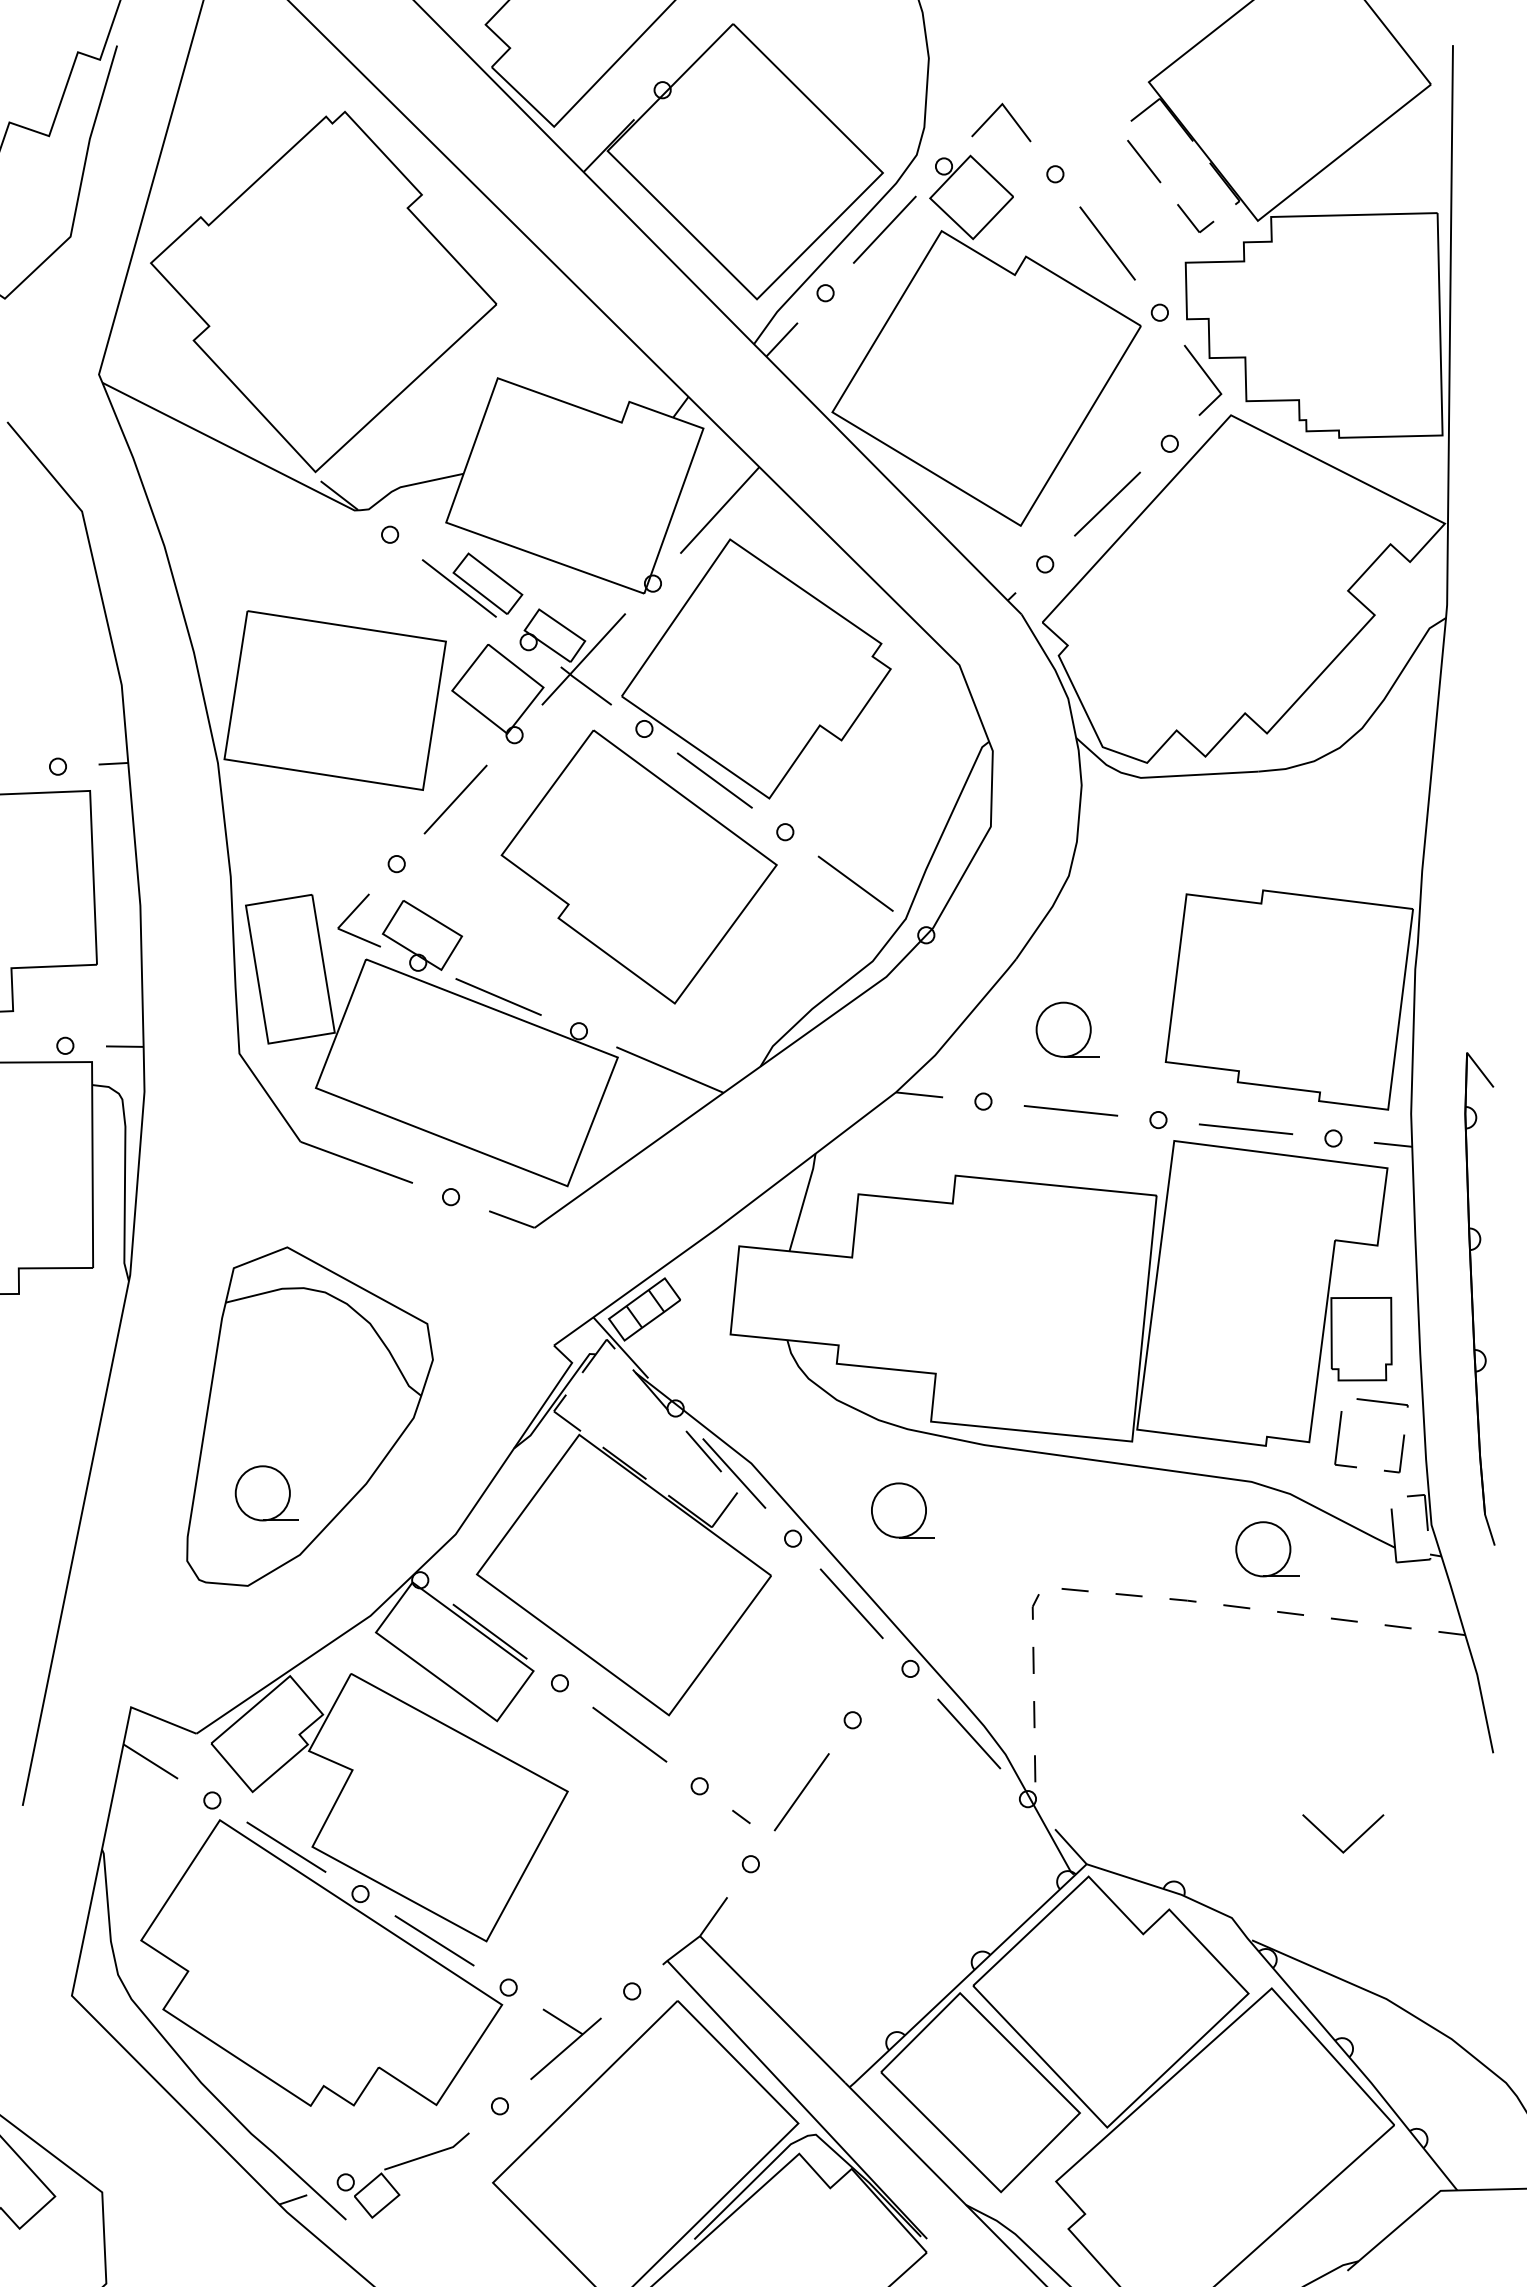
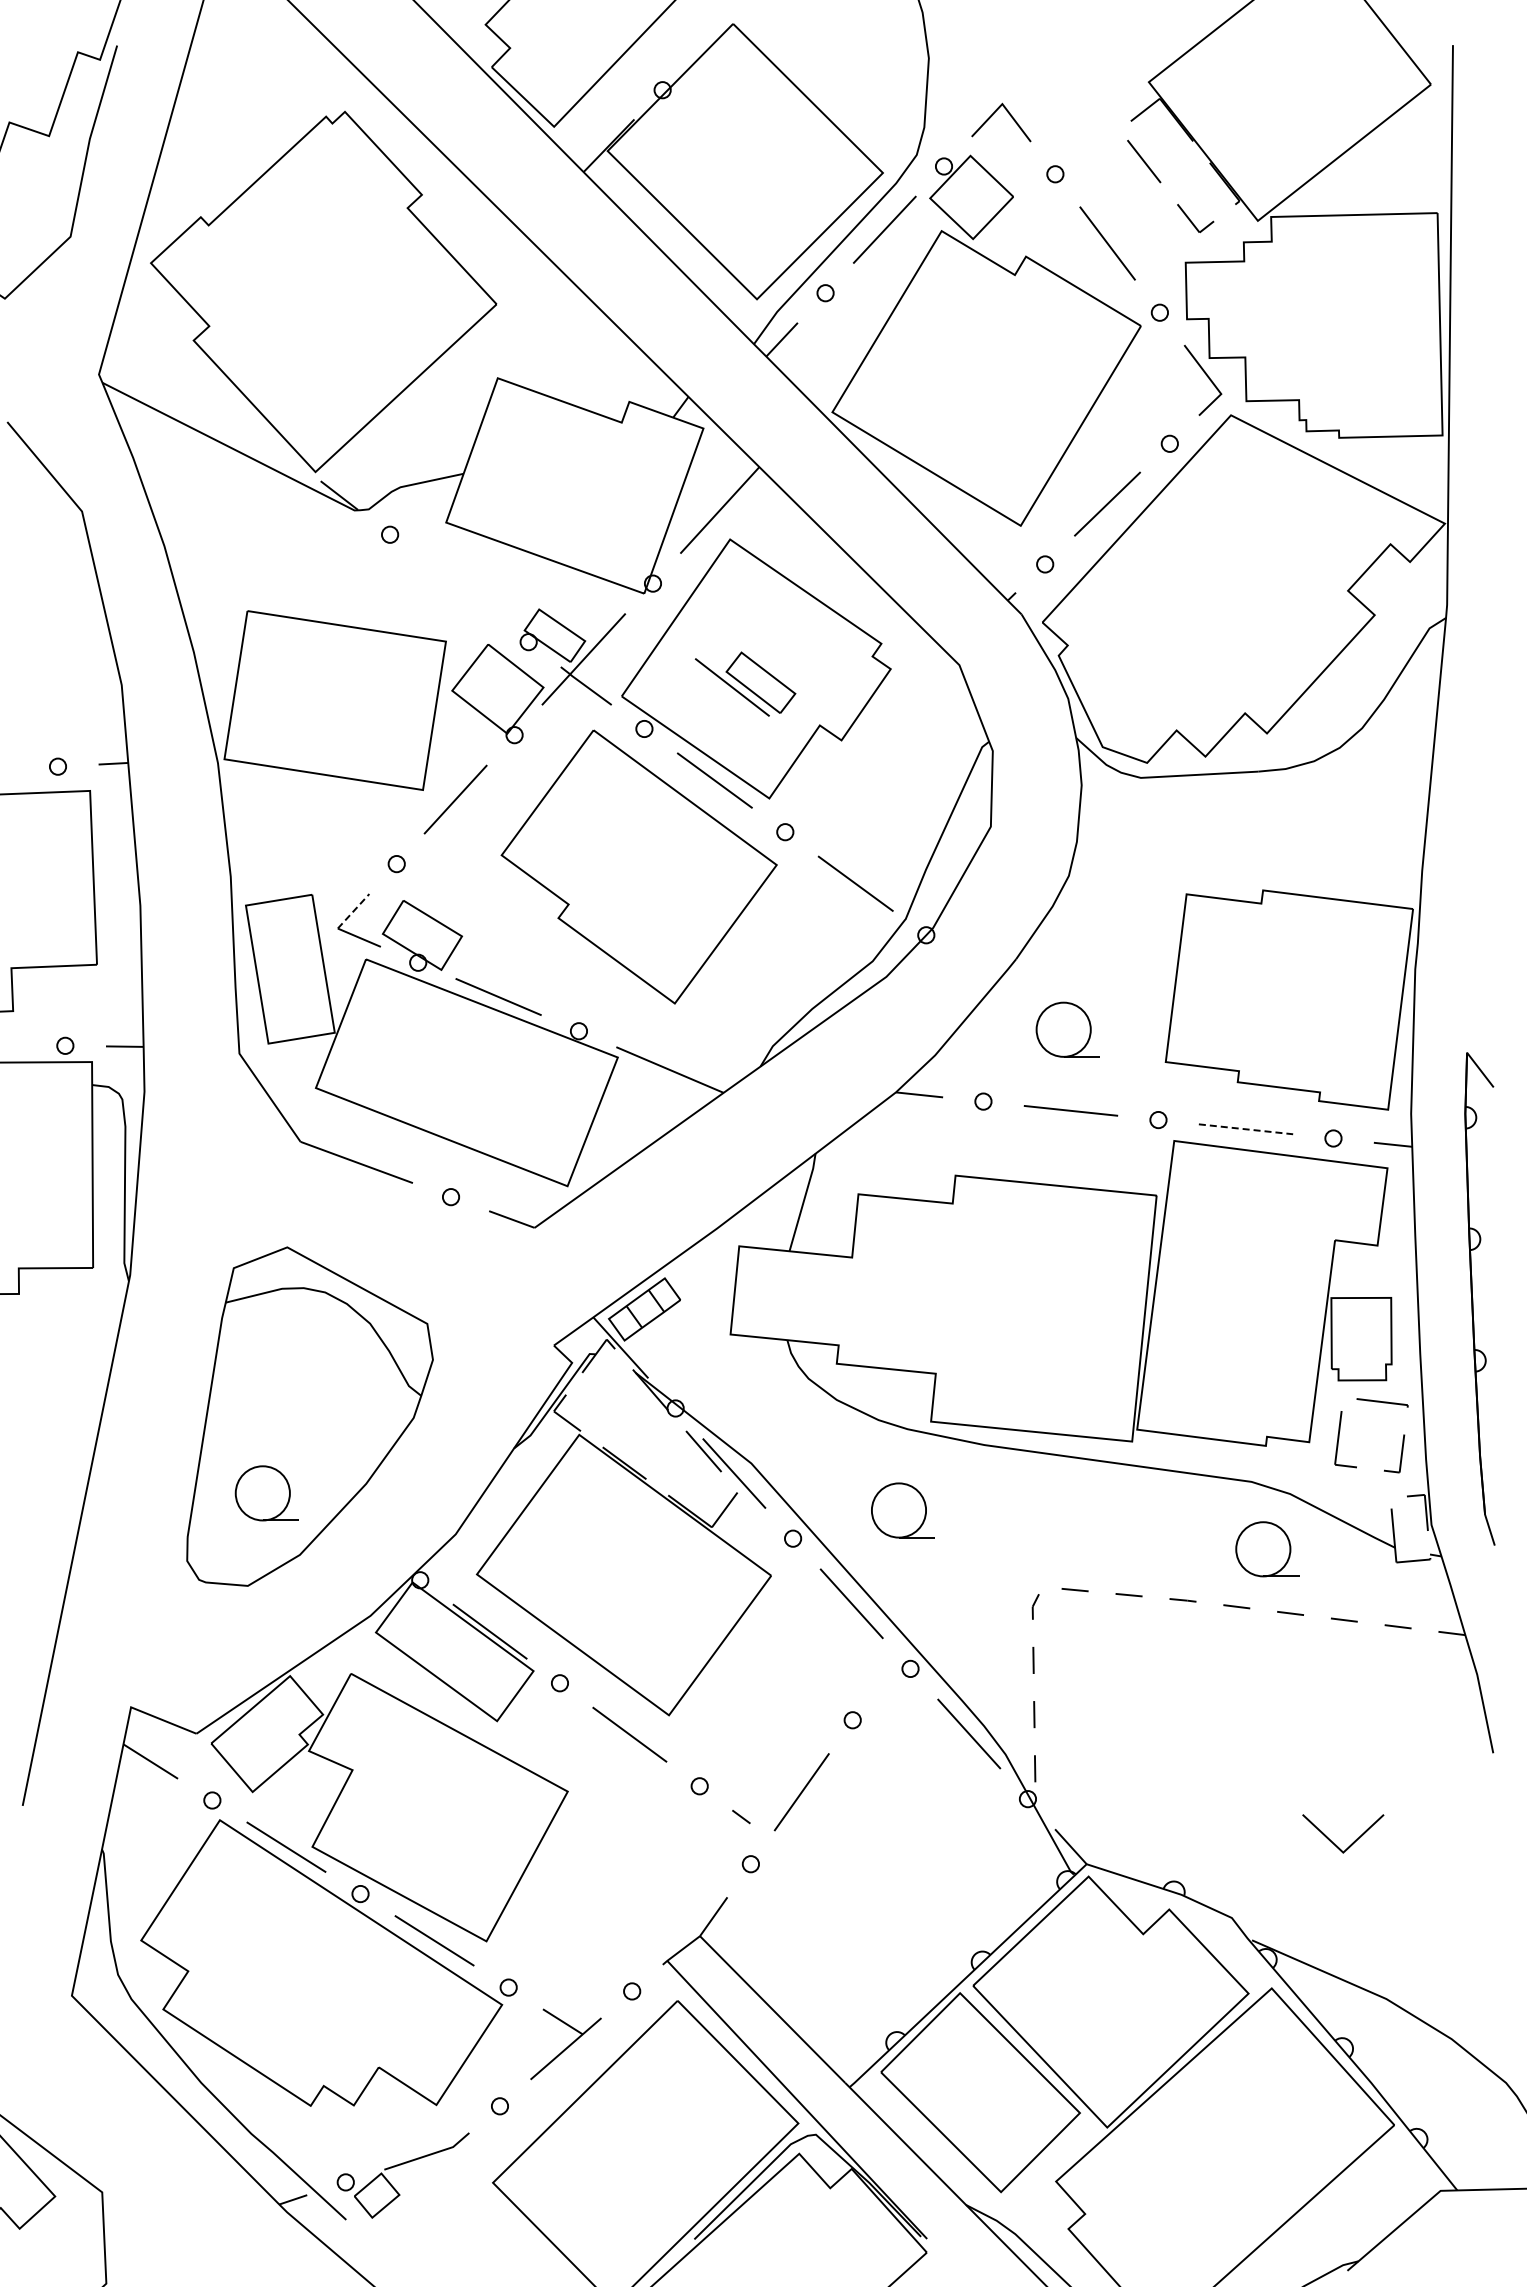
part position: (472, 584) -> (745, 683) (745, 683)
line: solid -> dashed (353, 910)
line: solid -> dashed (1246, 1129)
